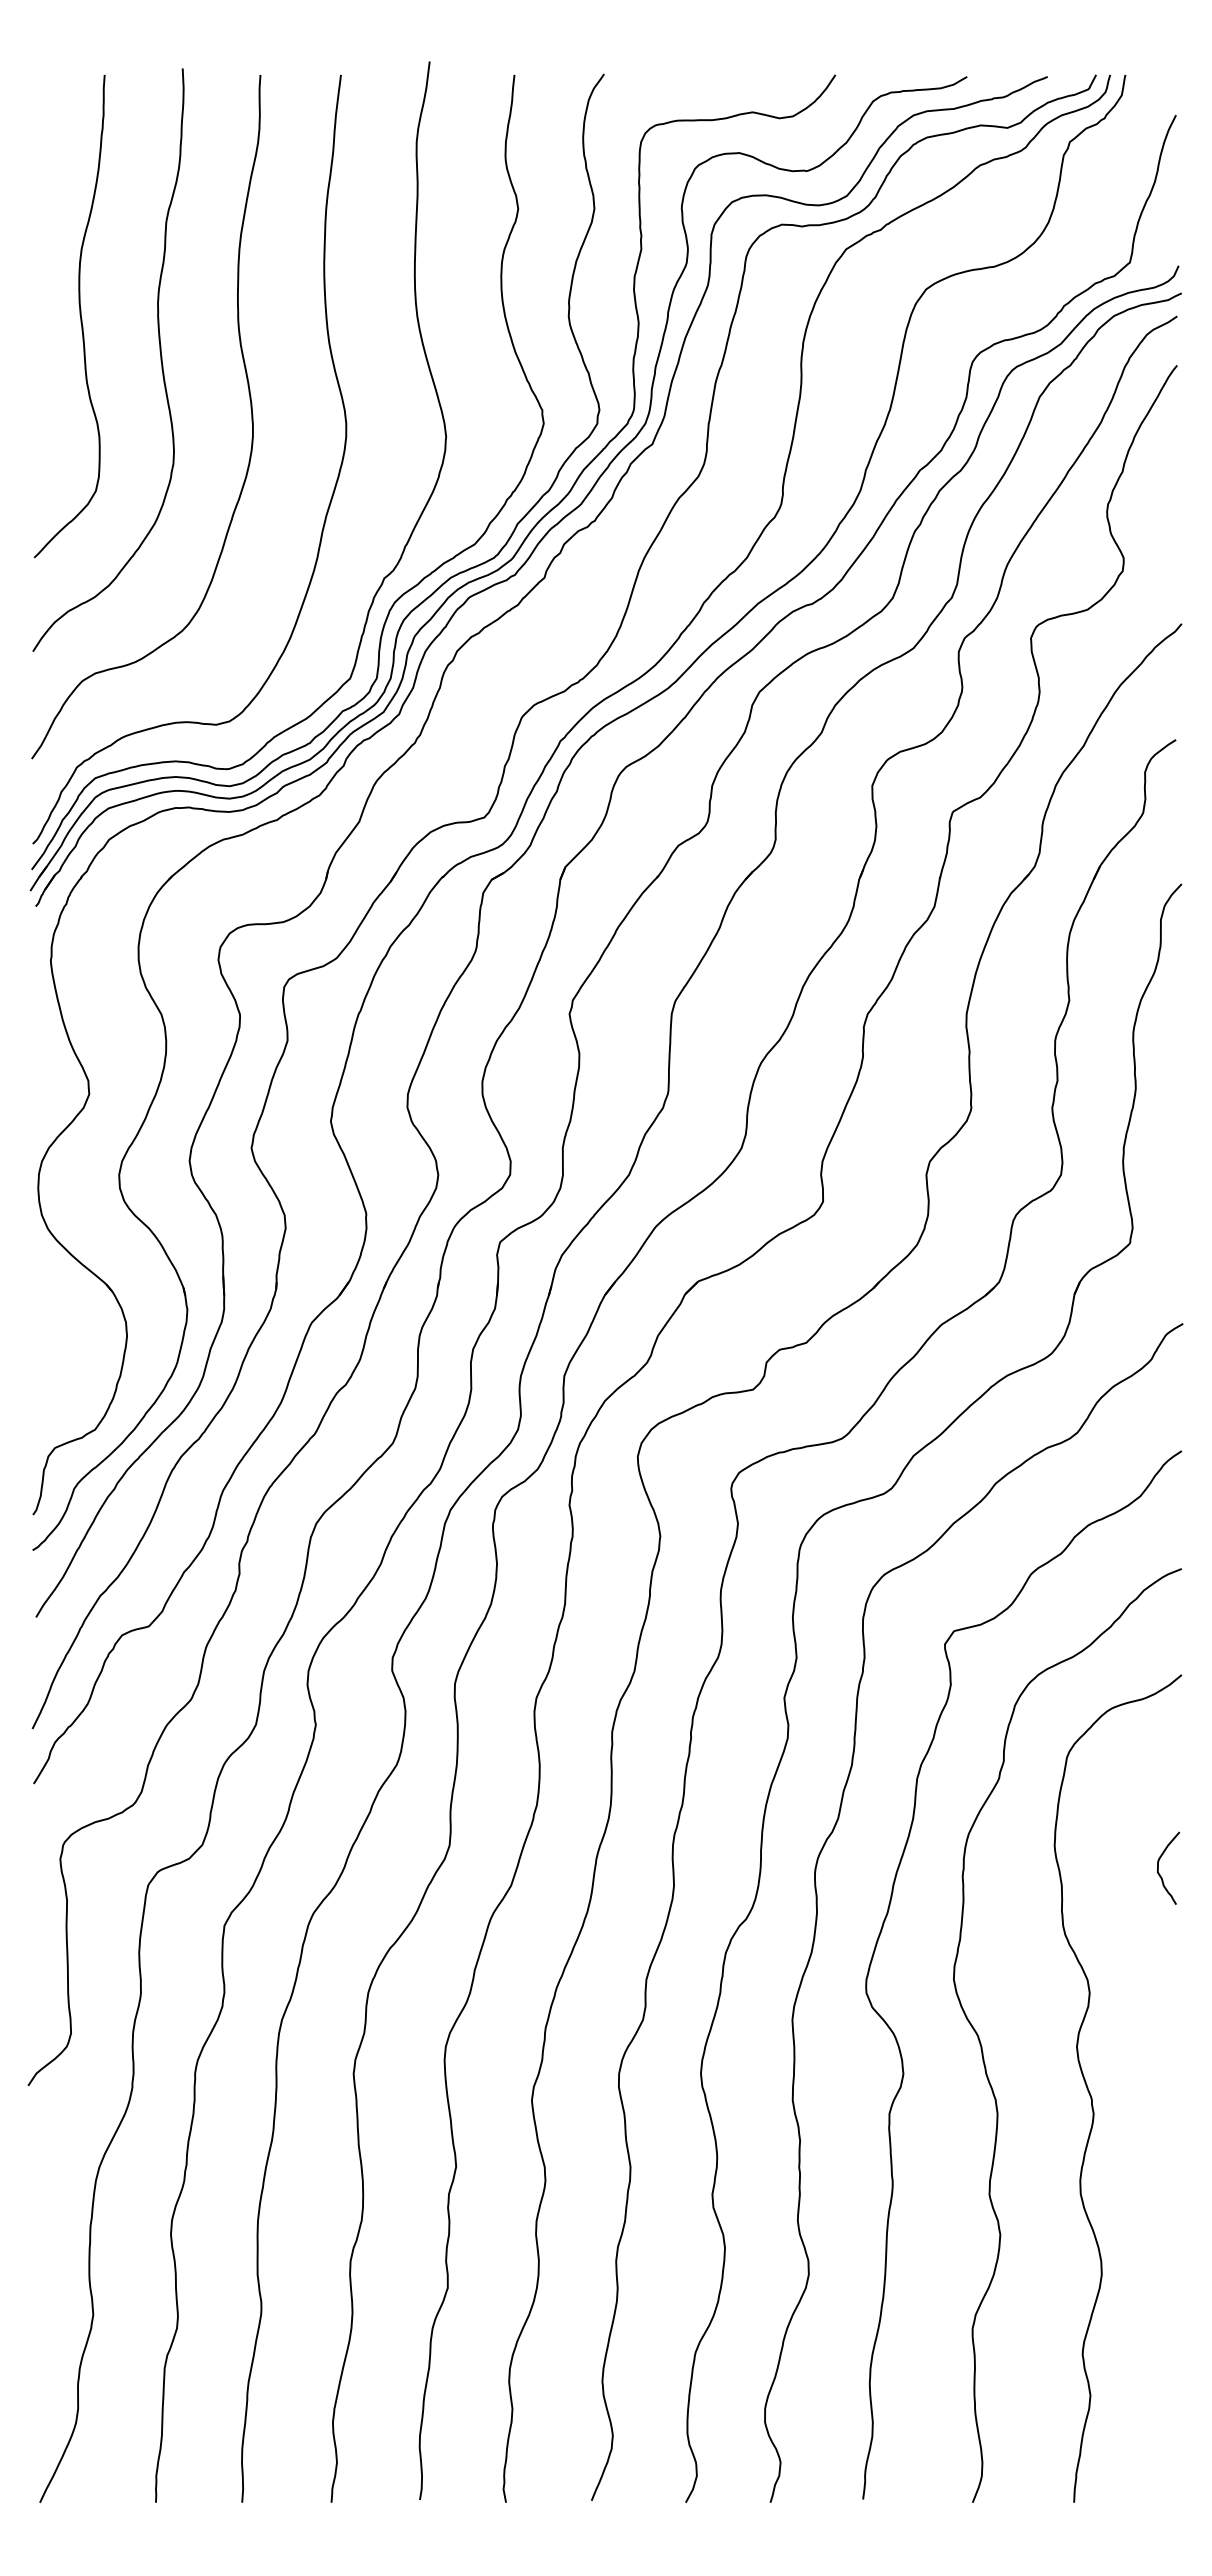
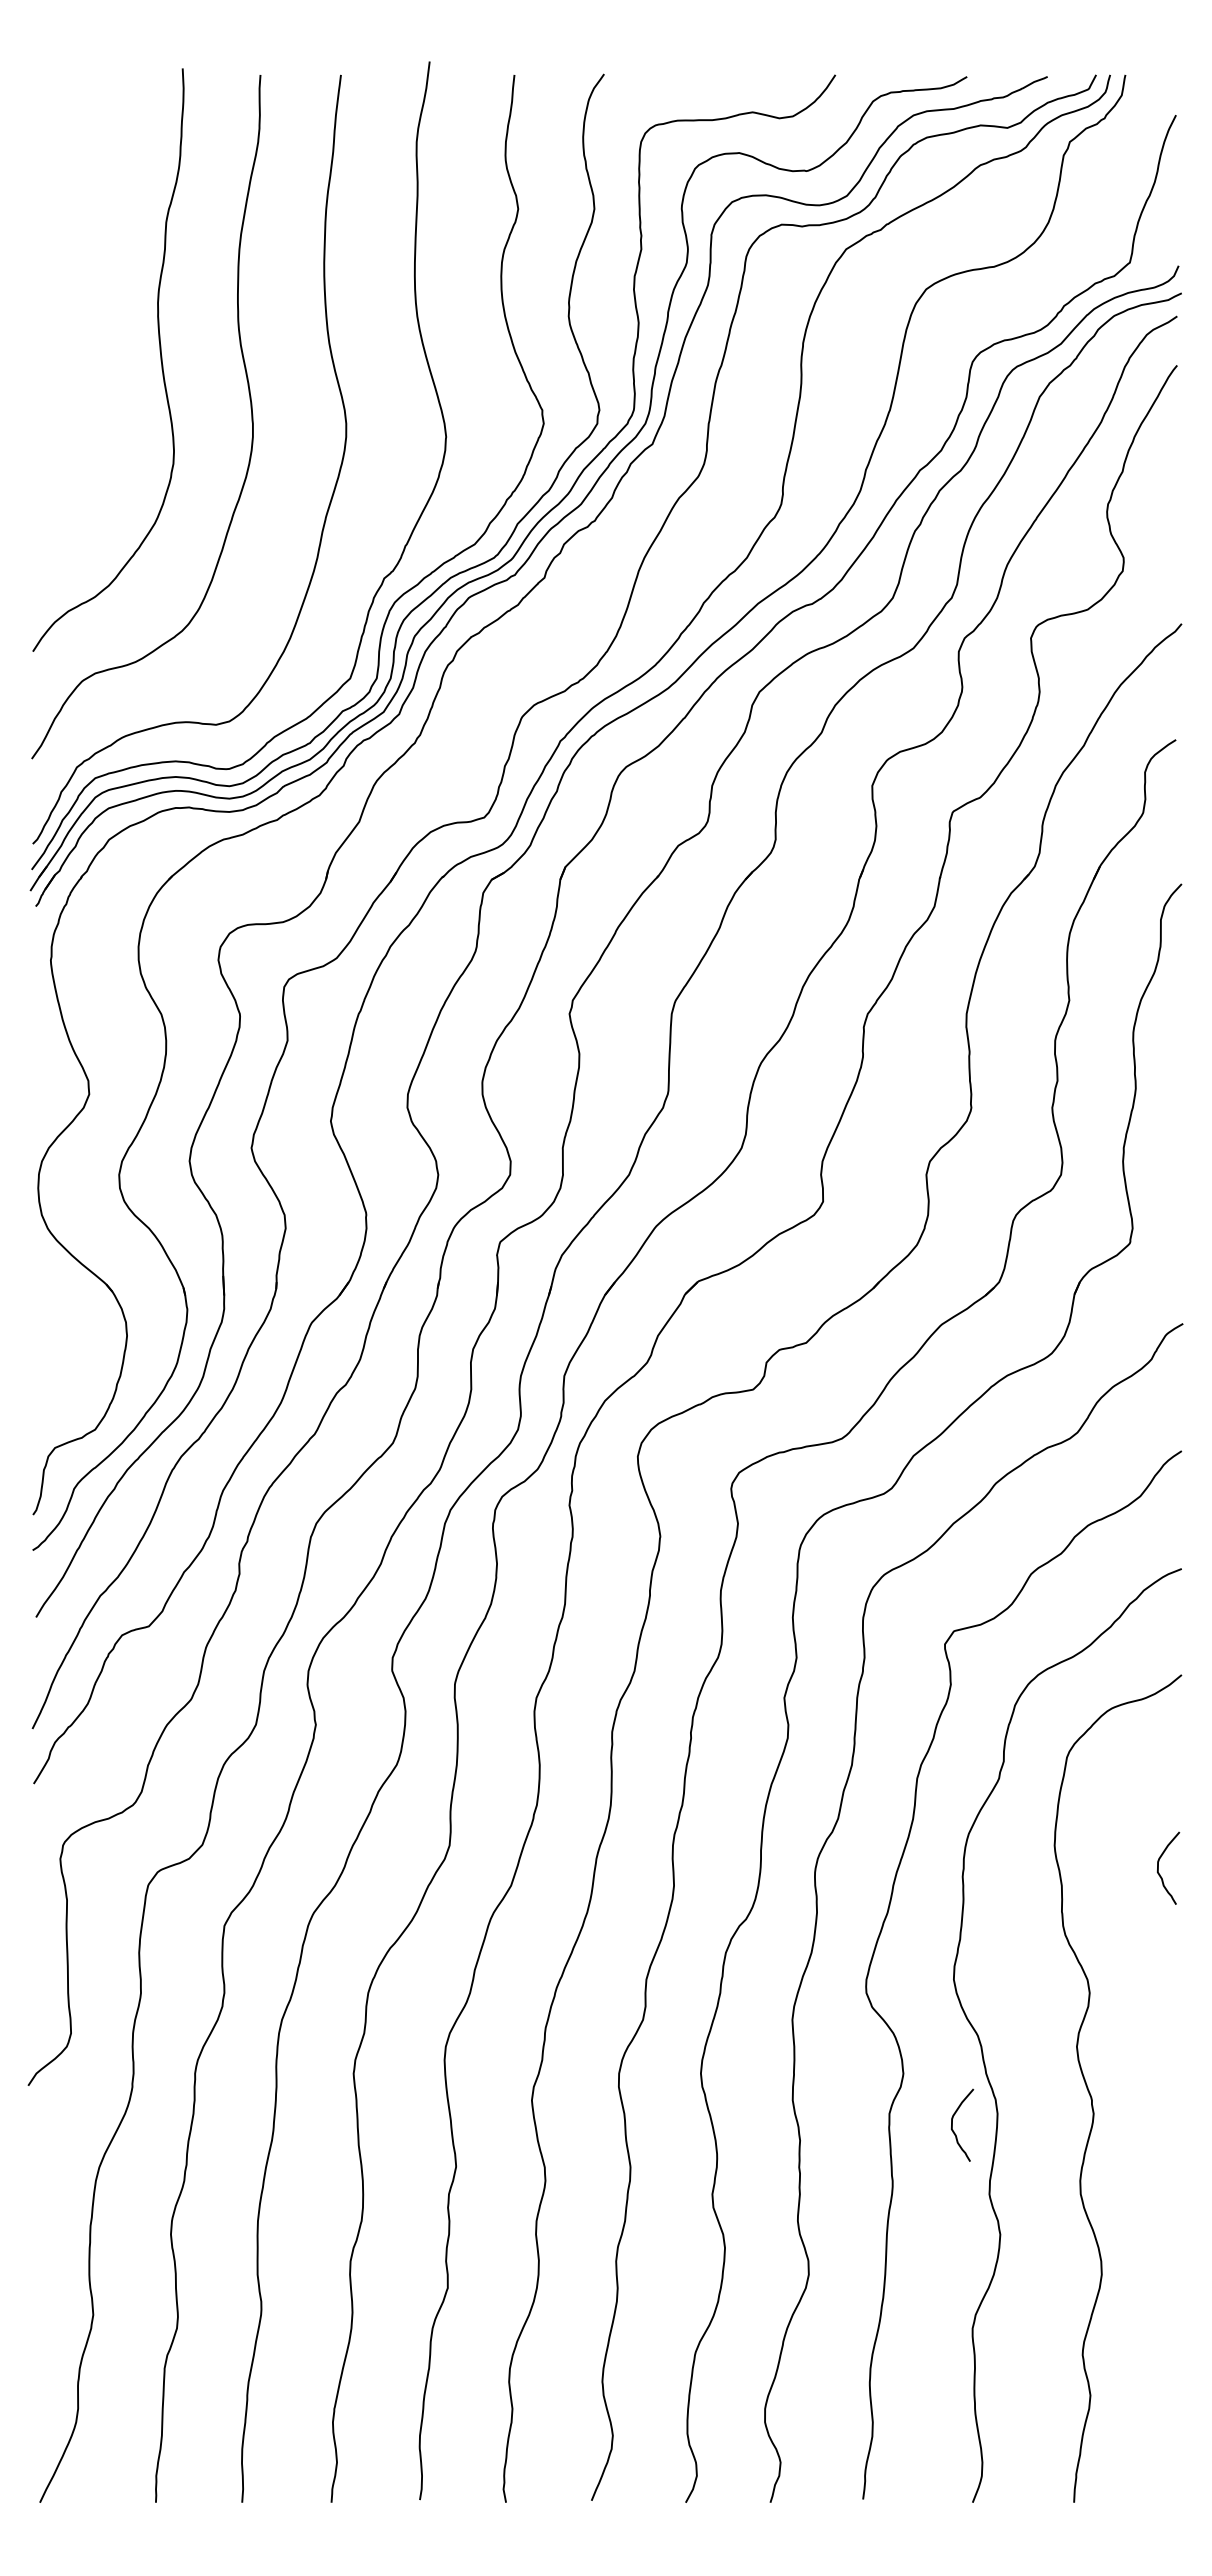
curve: present -> none (79, 315)
curve: none -> present (952, 2124)
